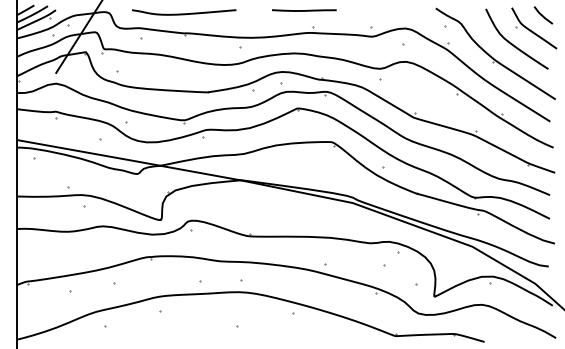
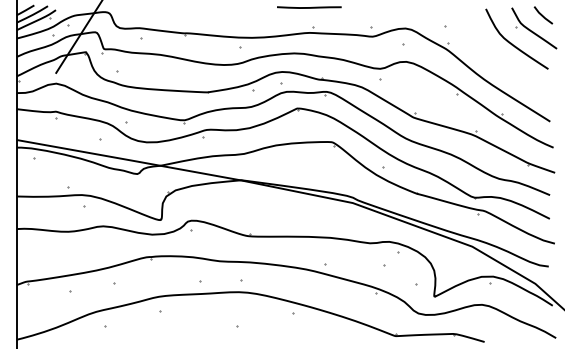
line position: (304, 10) -> (309, 7) (309, 7)
curve: present -> none (184, 13)
part: present -> none (495, 53)
